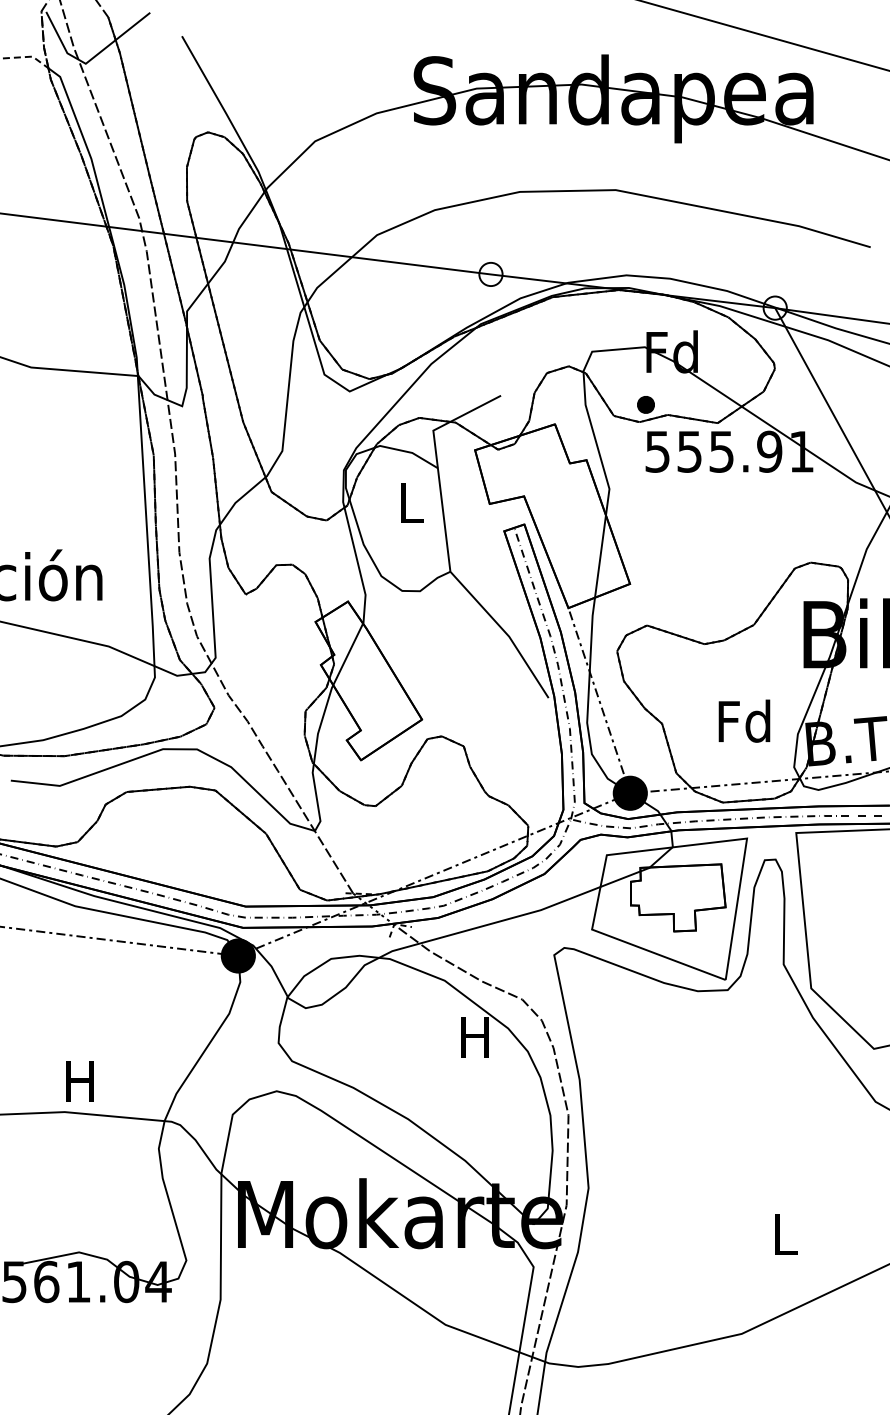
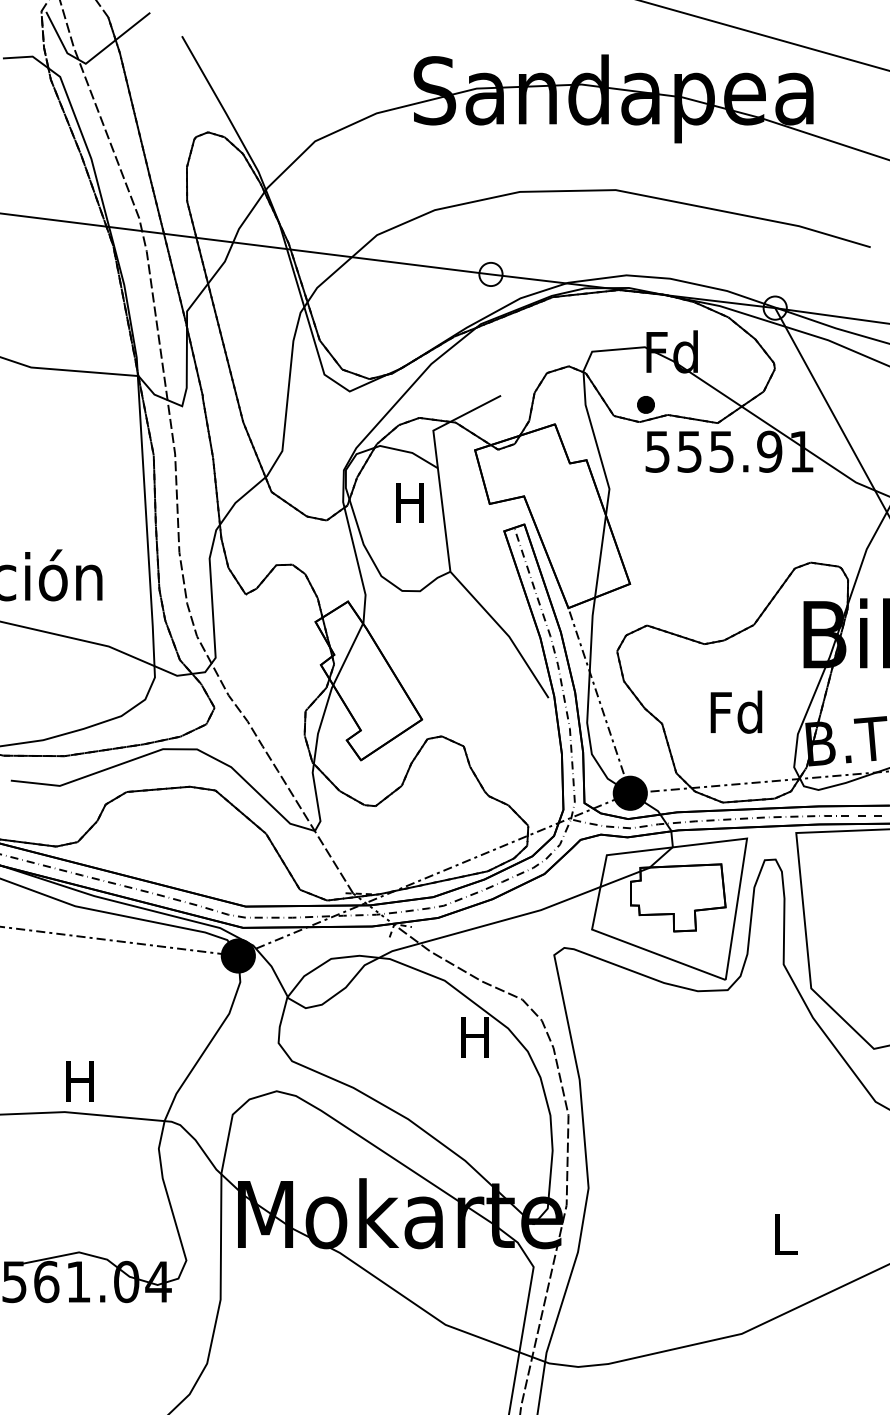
line: dashed -> solid (28, 56)
text: L -> H (409, 502)
text position: (744, 720) -> (736, 711) (736, 711)
